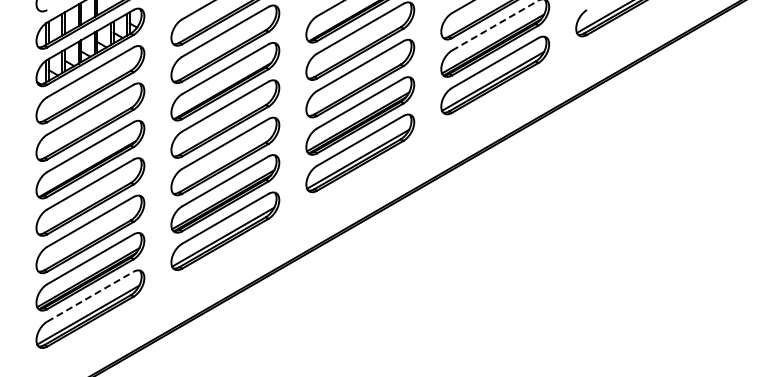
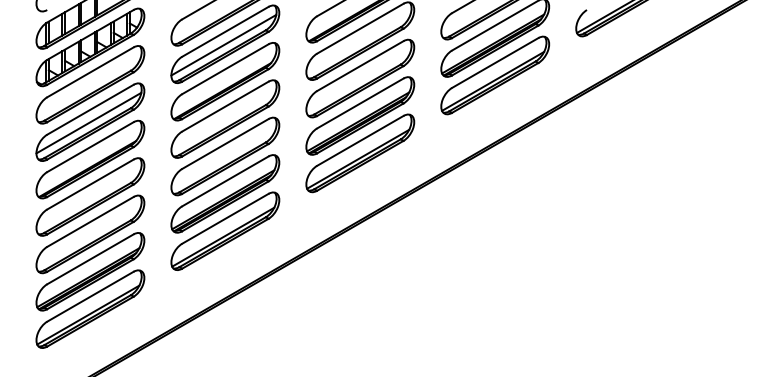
line: dashed -> solid (495, 25)
line: none -> present (223, 44)
line: none -> present (88, 122)
line: dashed -> solid (90, 296)
